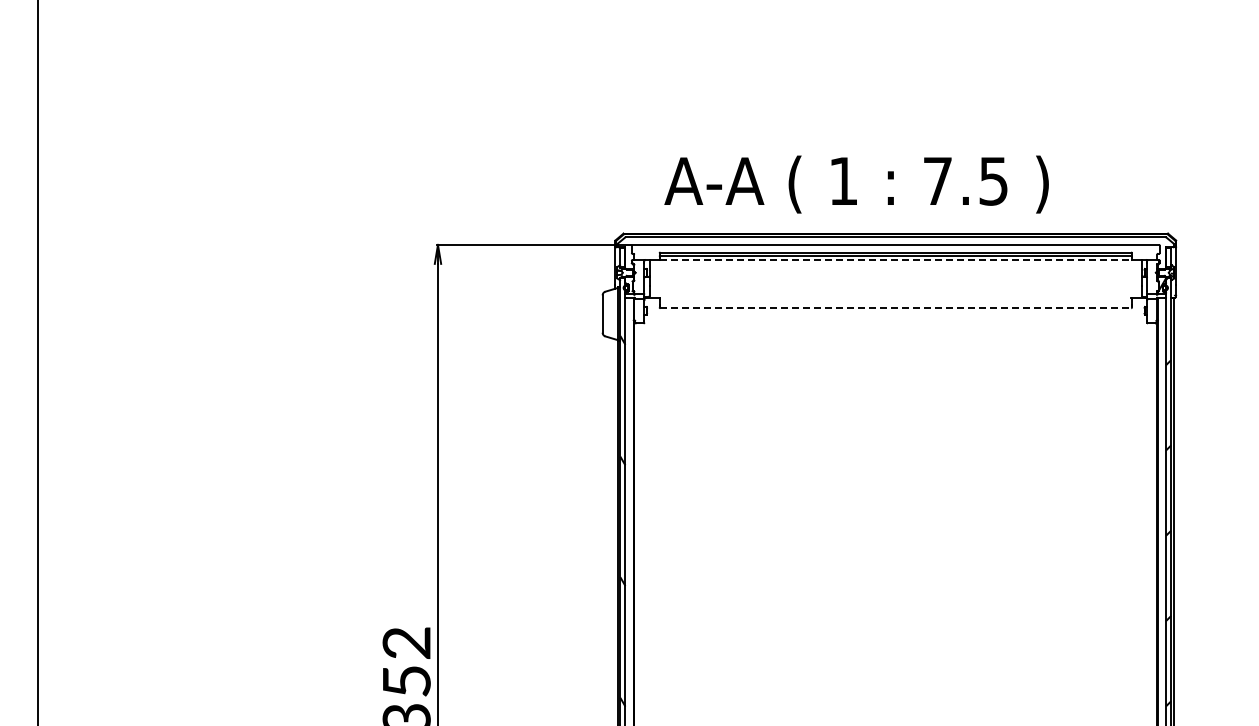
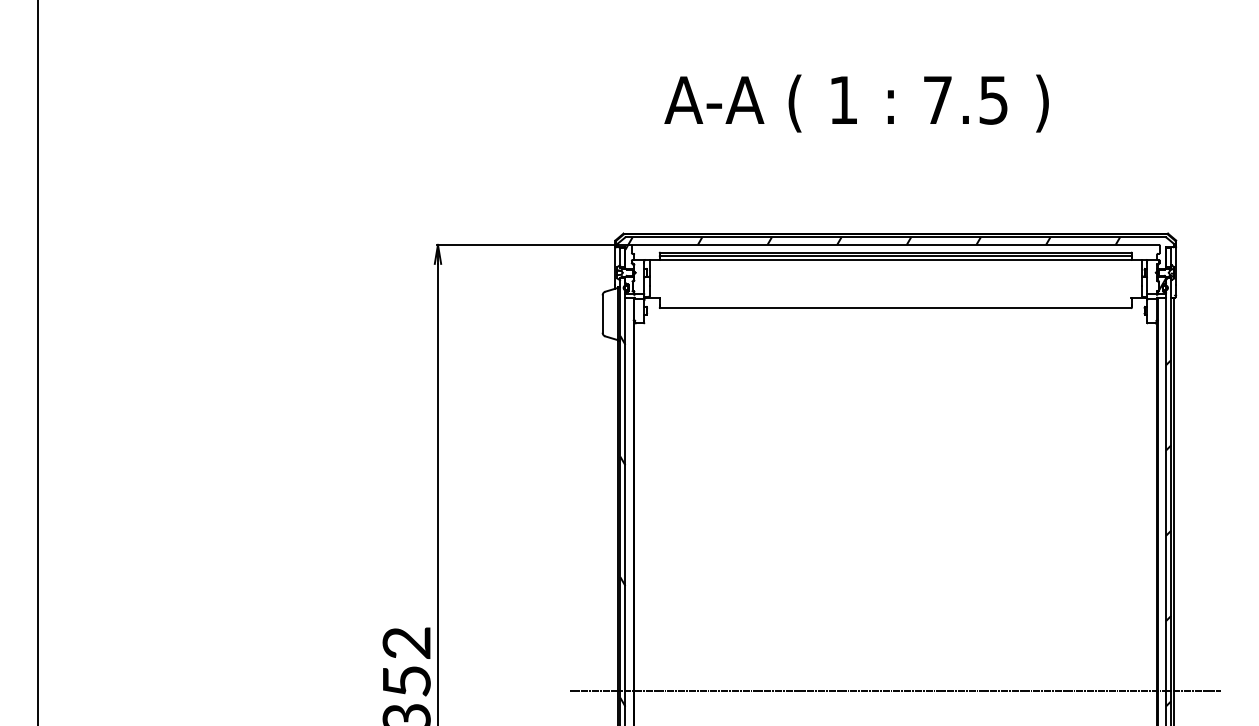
text position: (856, 184) -> (856, 103) (856, 103)
hatch: none -> present (872, 243)
line: dashed -> solid (896, 260)
line: dashed -> solid (896, 308)
line: none -> present (895, 690)
